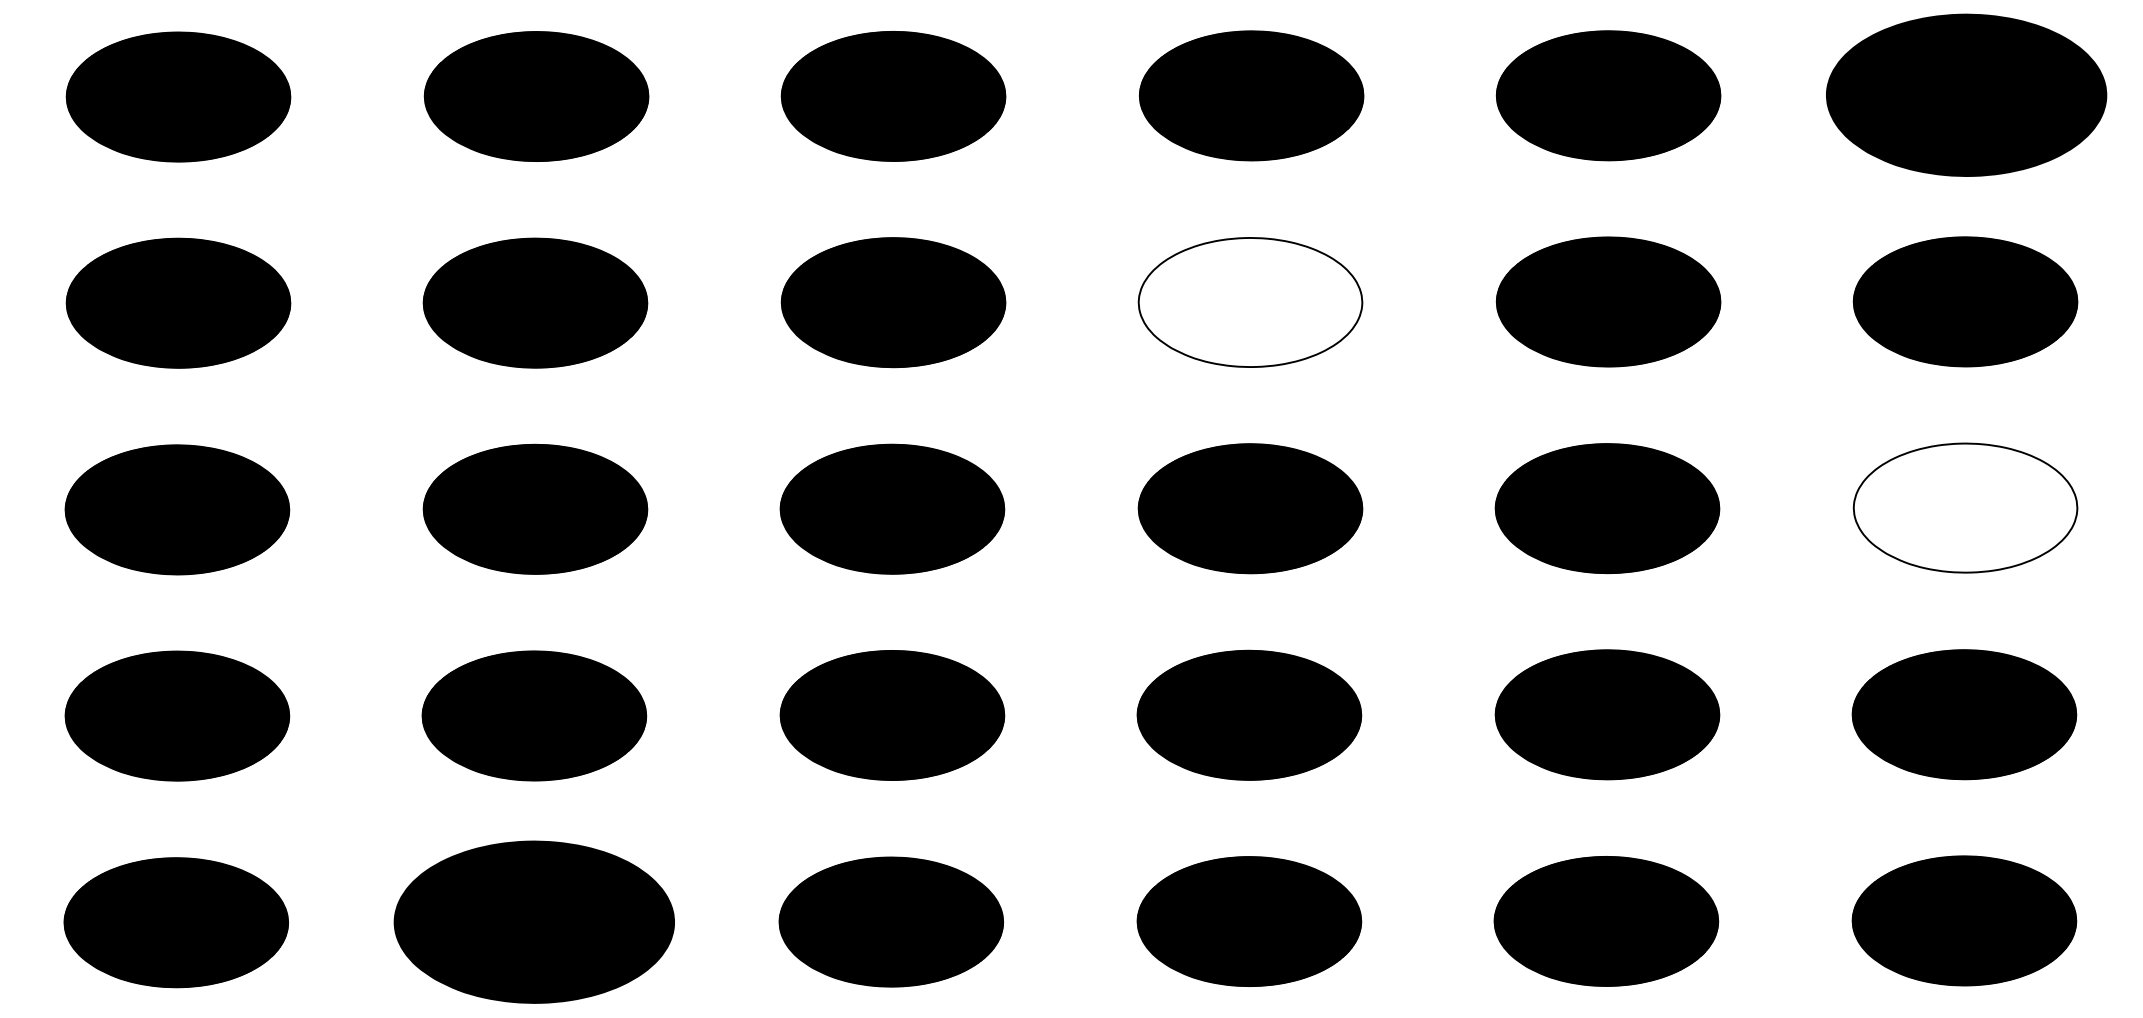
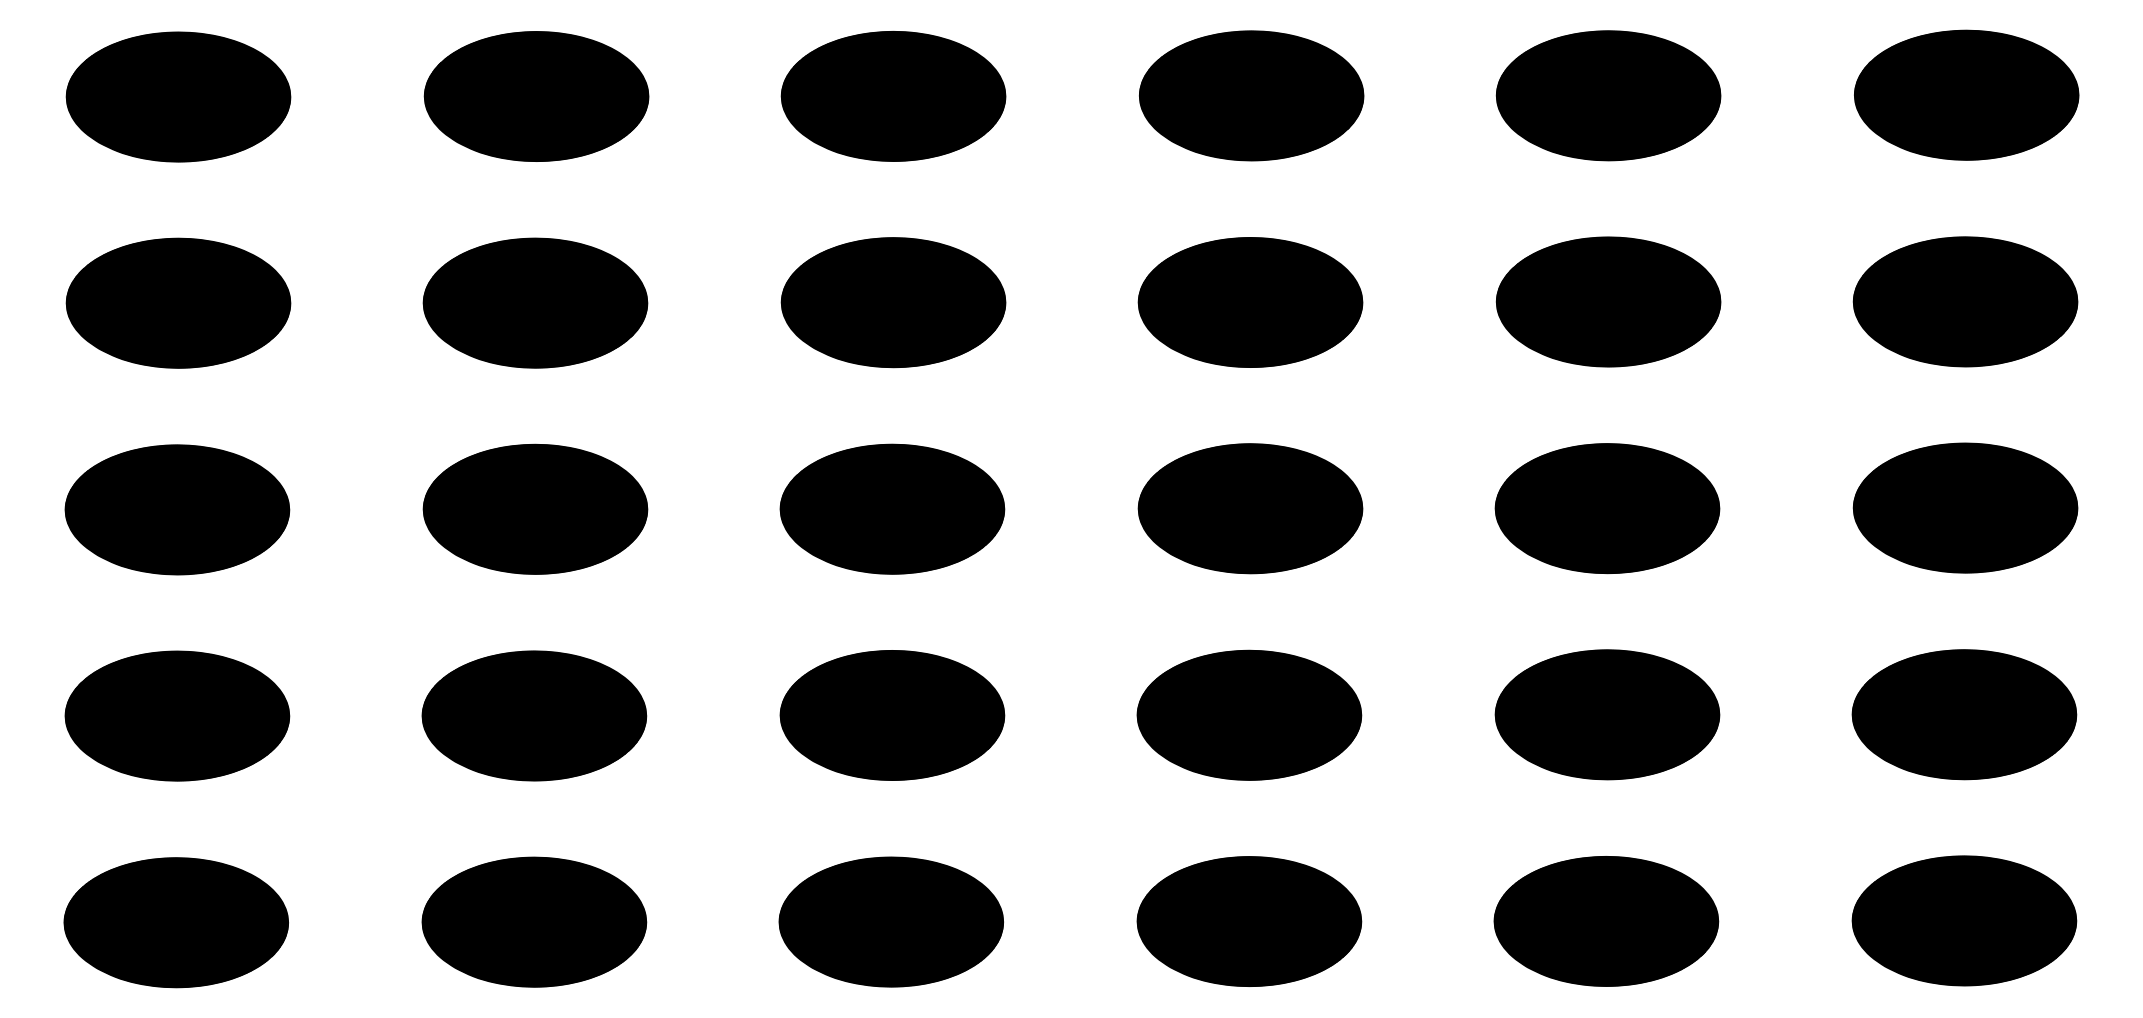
part size: 282x164 px -> 226x132 px (1966, 94)
hatch: none -> present (1250, 302)
hatch: none -> present (1965, 507)
part size: 282x164 px -> 227x132 px (534, 921)
